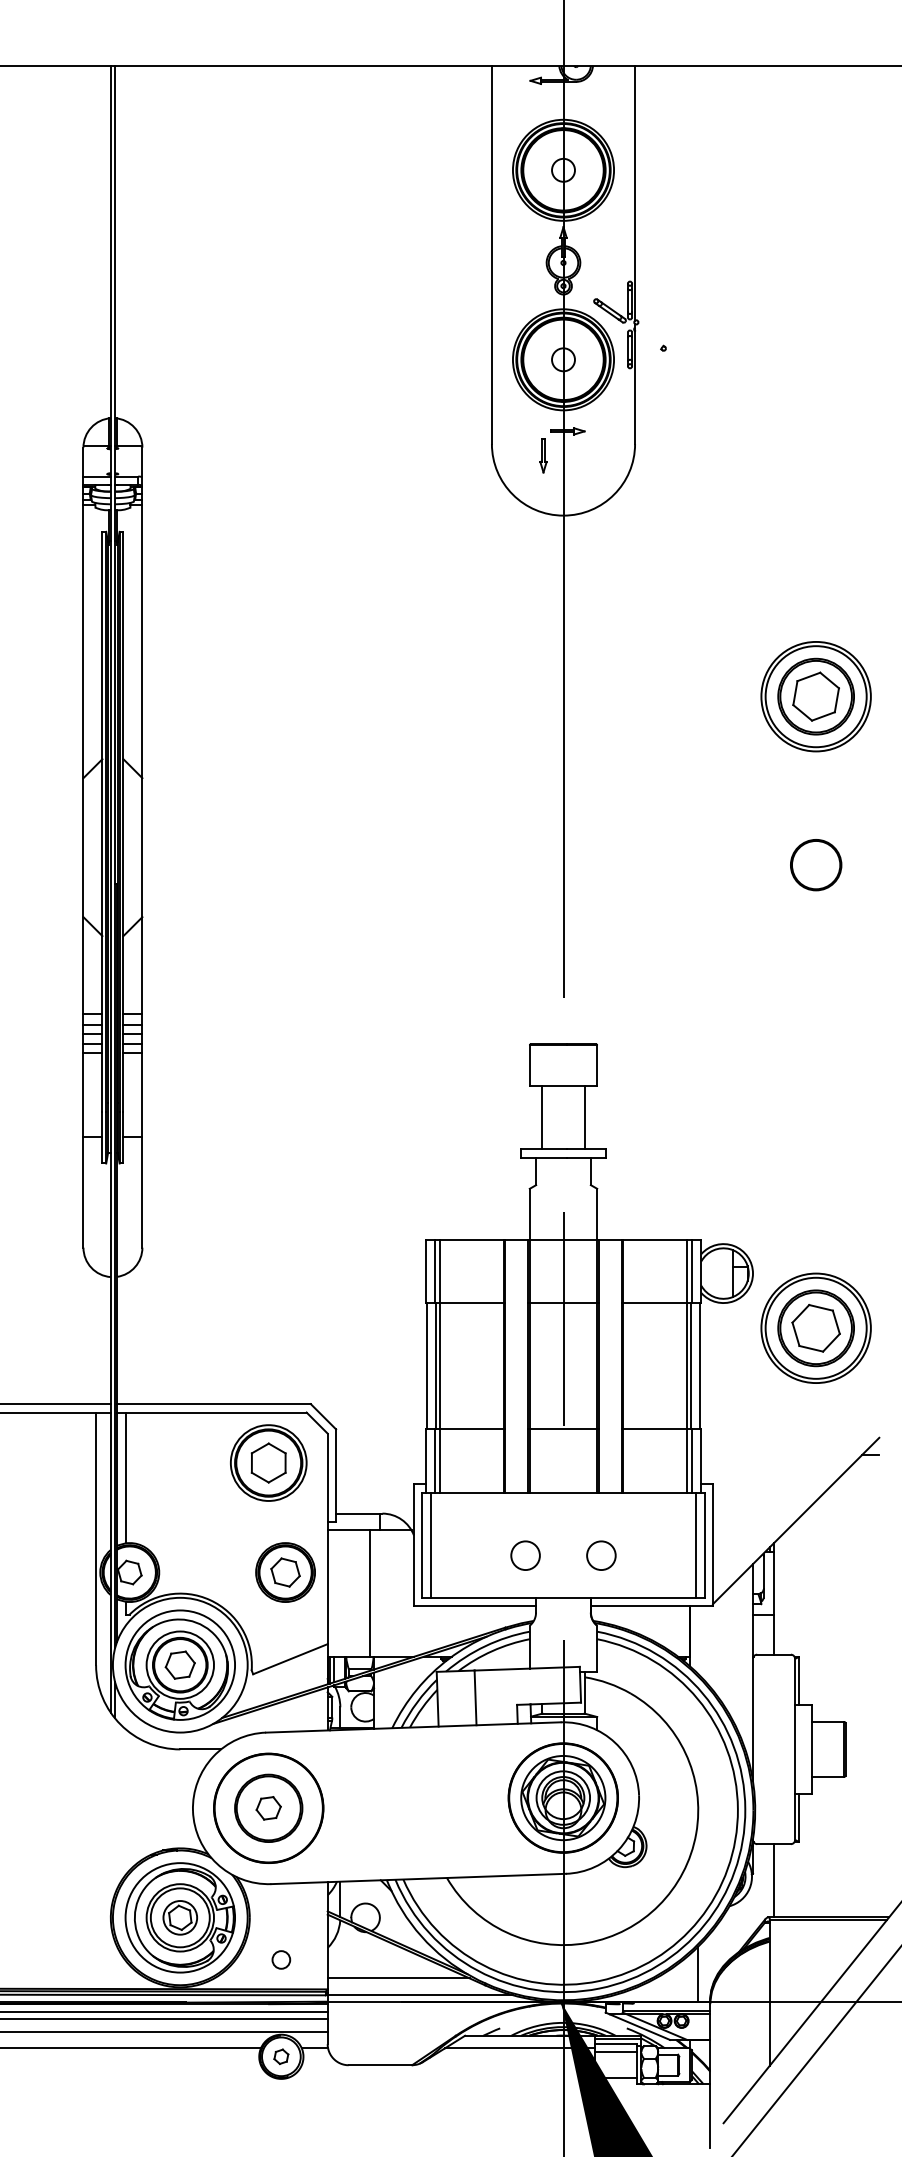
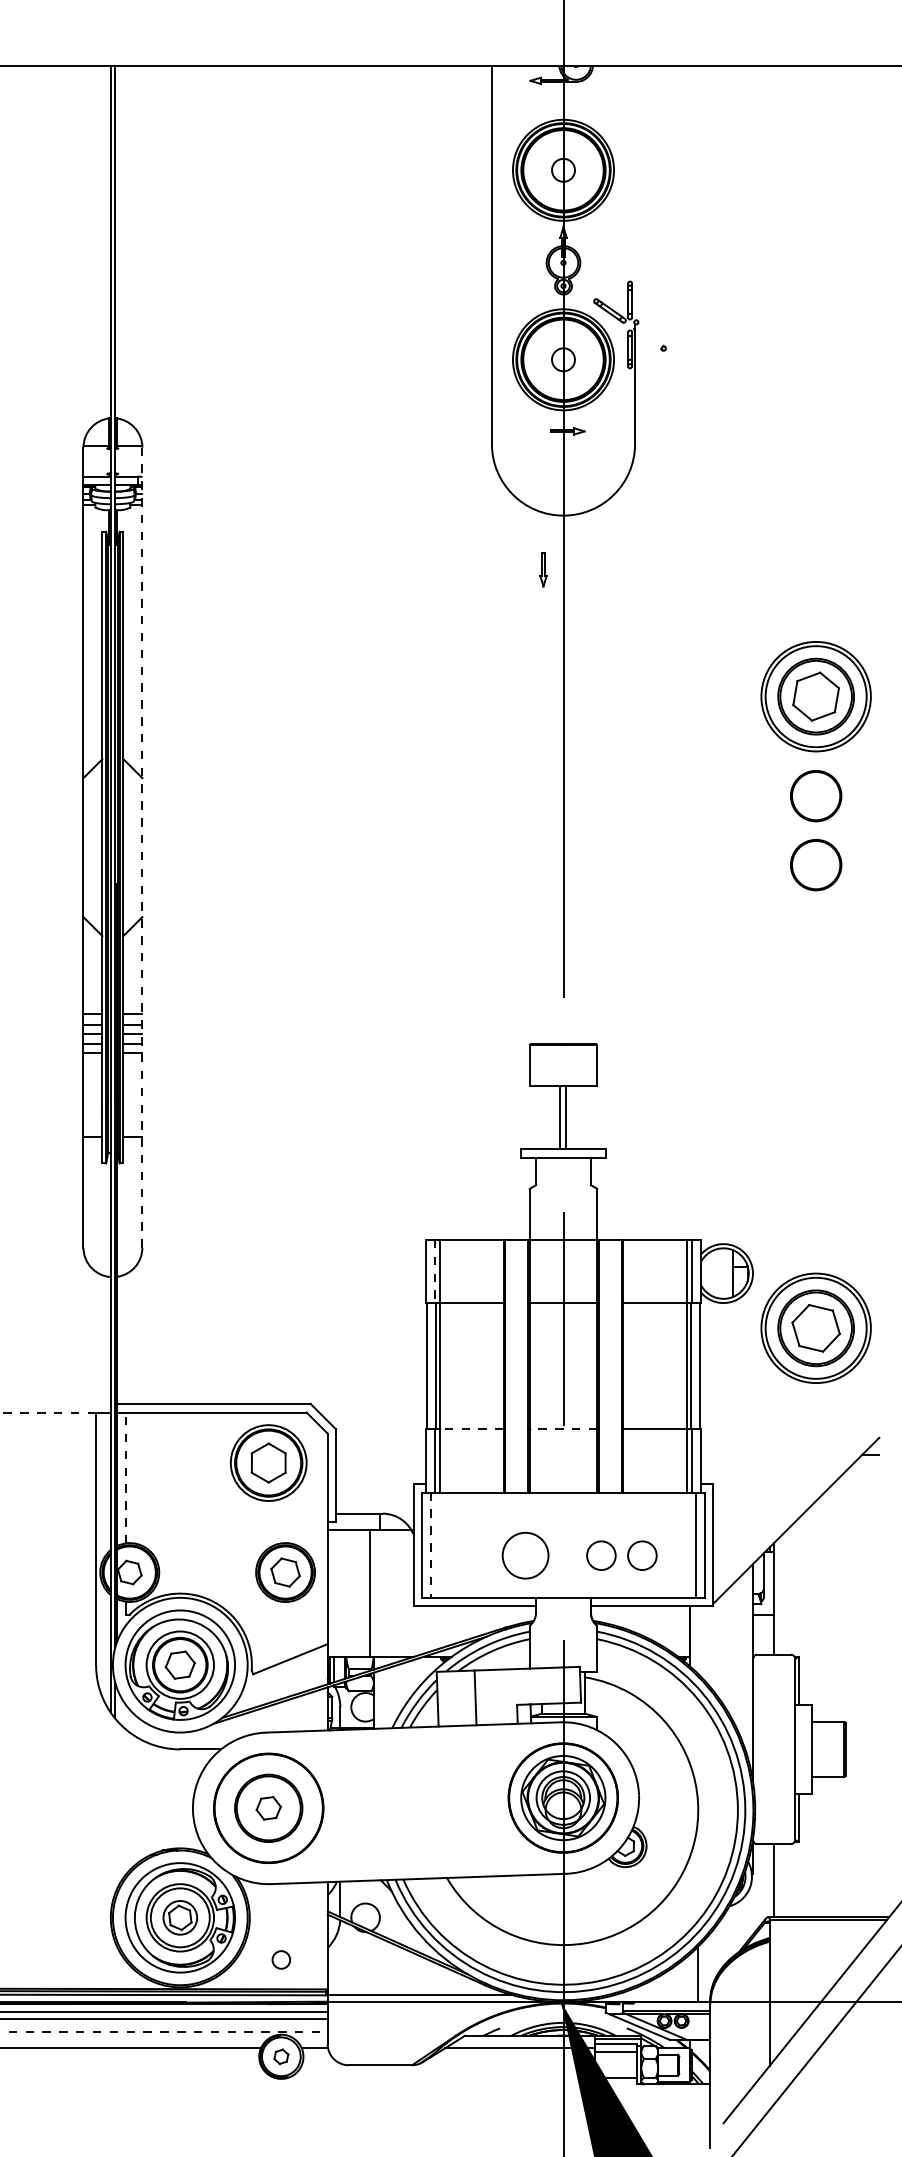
line: present -> none (635, 192)
part position: (543, 455) -> (543, 569) (543, 569)
part: none -> present (816, 796)
line: solid -> dashed (142, 847)
line position: (542, 1117) -> (560, 1117) (560, 1117)
line position: (584, 1117) -> (565, 1117) (565, 1117)
line: solid -> dashed (435, 1271)
line: present -> none (56, 1404)
line: solid -> dashed (48, 1412)
line: solid -> dashed (471, 1429)
line: solid -> dashed (563, 1429)
line: solid -> dashed (125, 1477)
line: solid -> dashed (430, 1545)
circle diameter: 29 px -> 46 px (525, 1555)
circle: none -> present (642, 1555)
line: present -> none (398, 1978)
line: solid -> dashed (164, 2031)
